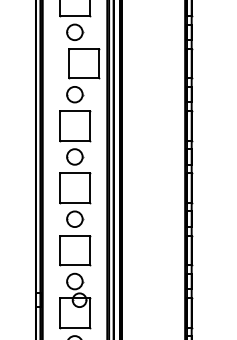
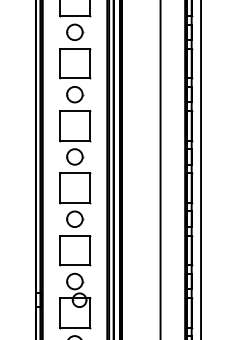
part position: (84, 63) -> (75, 63) (75, 63)
line: none -> present (160, 169)
line: none -> present (201, 169)
